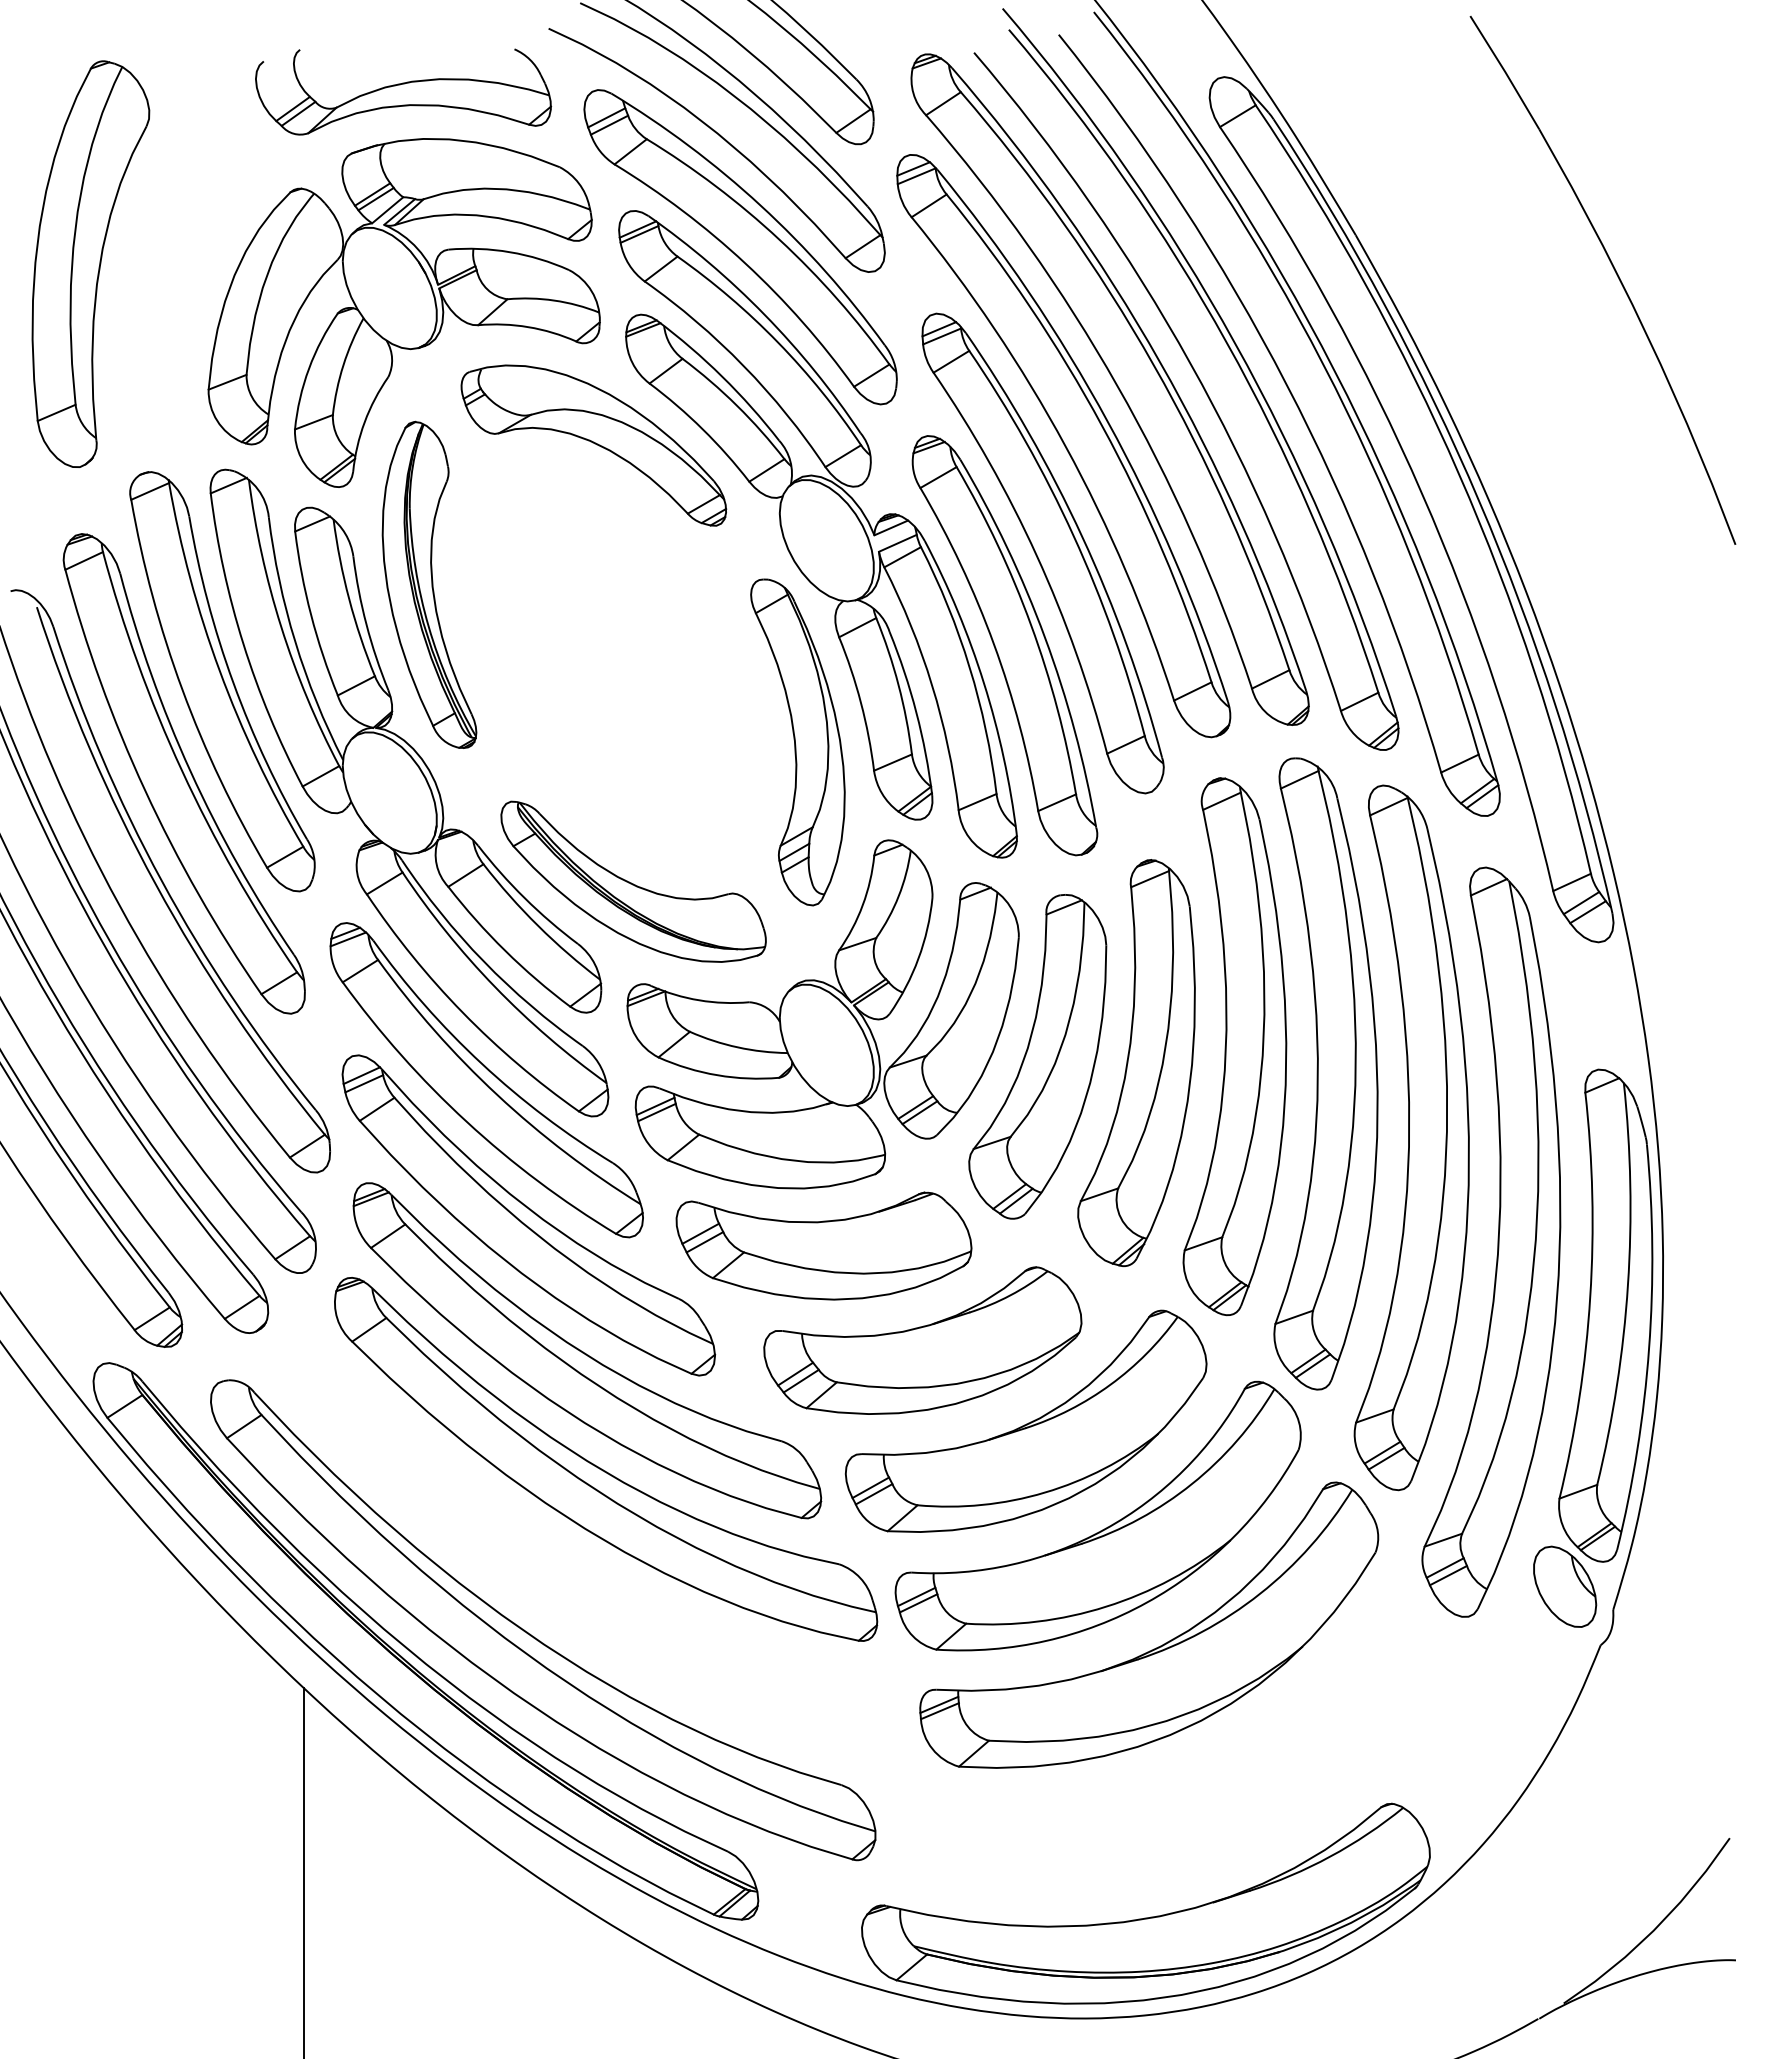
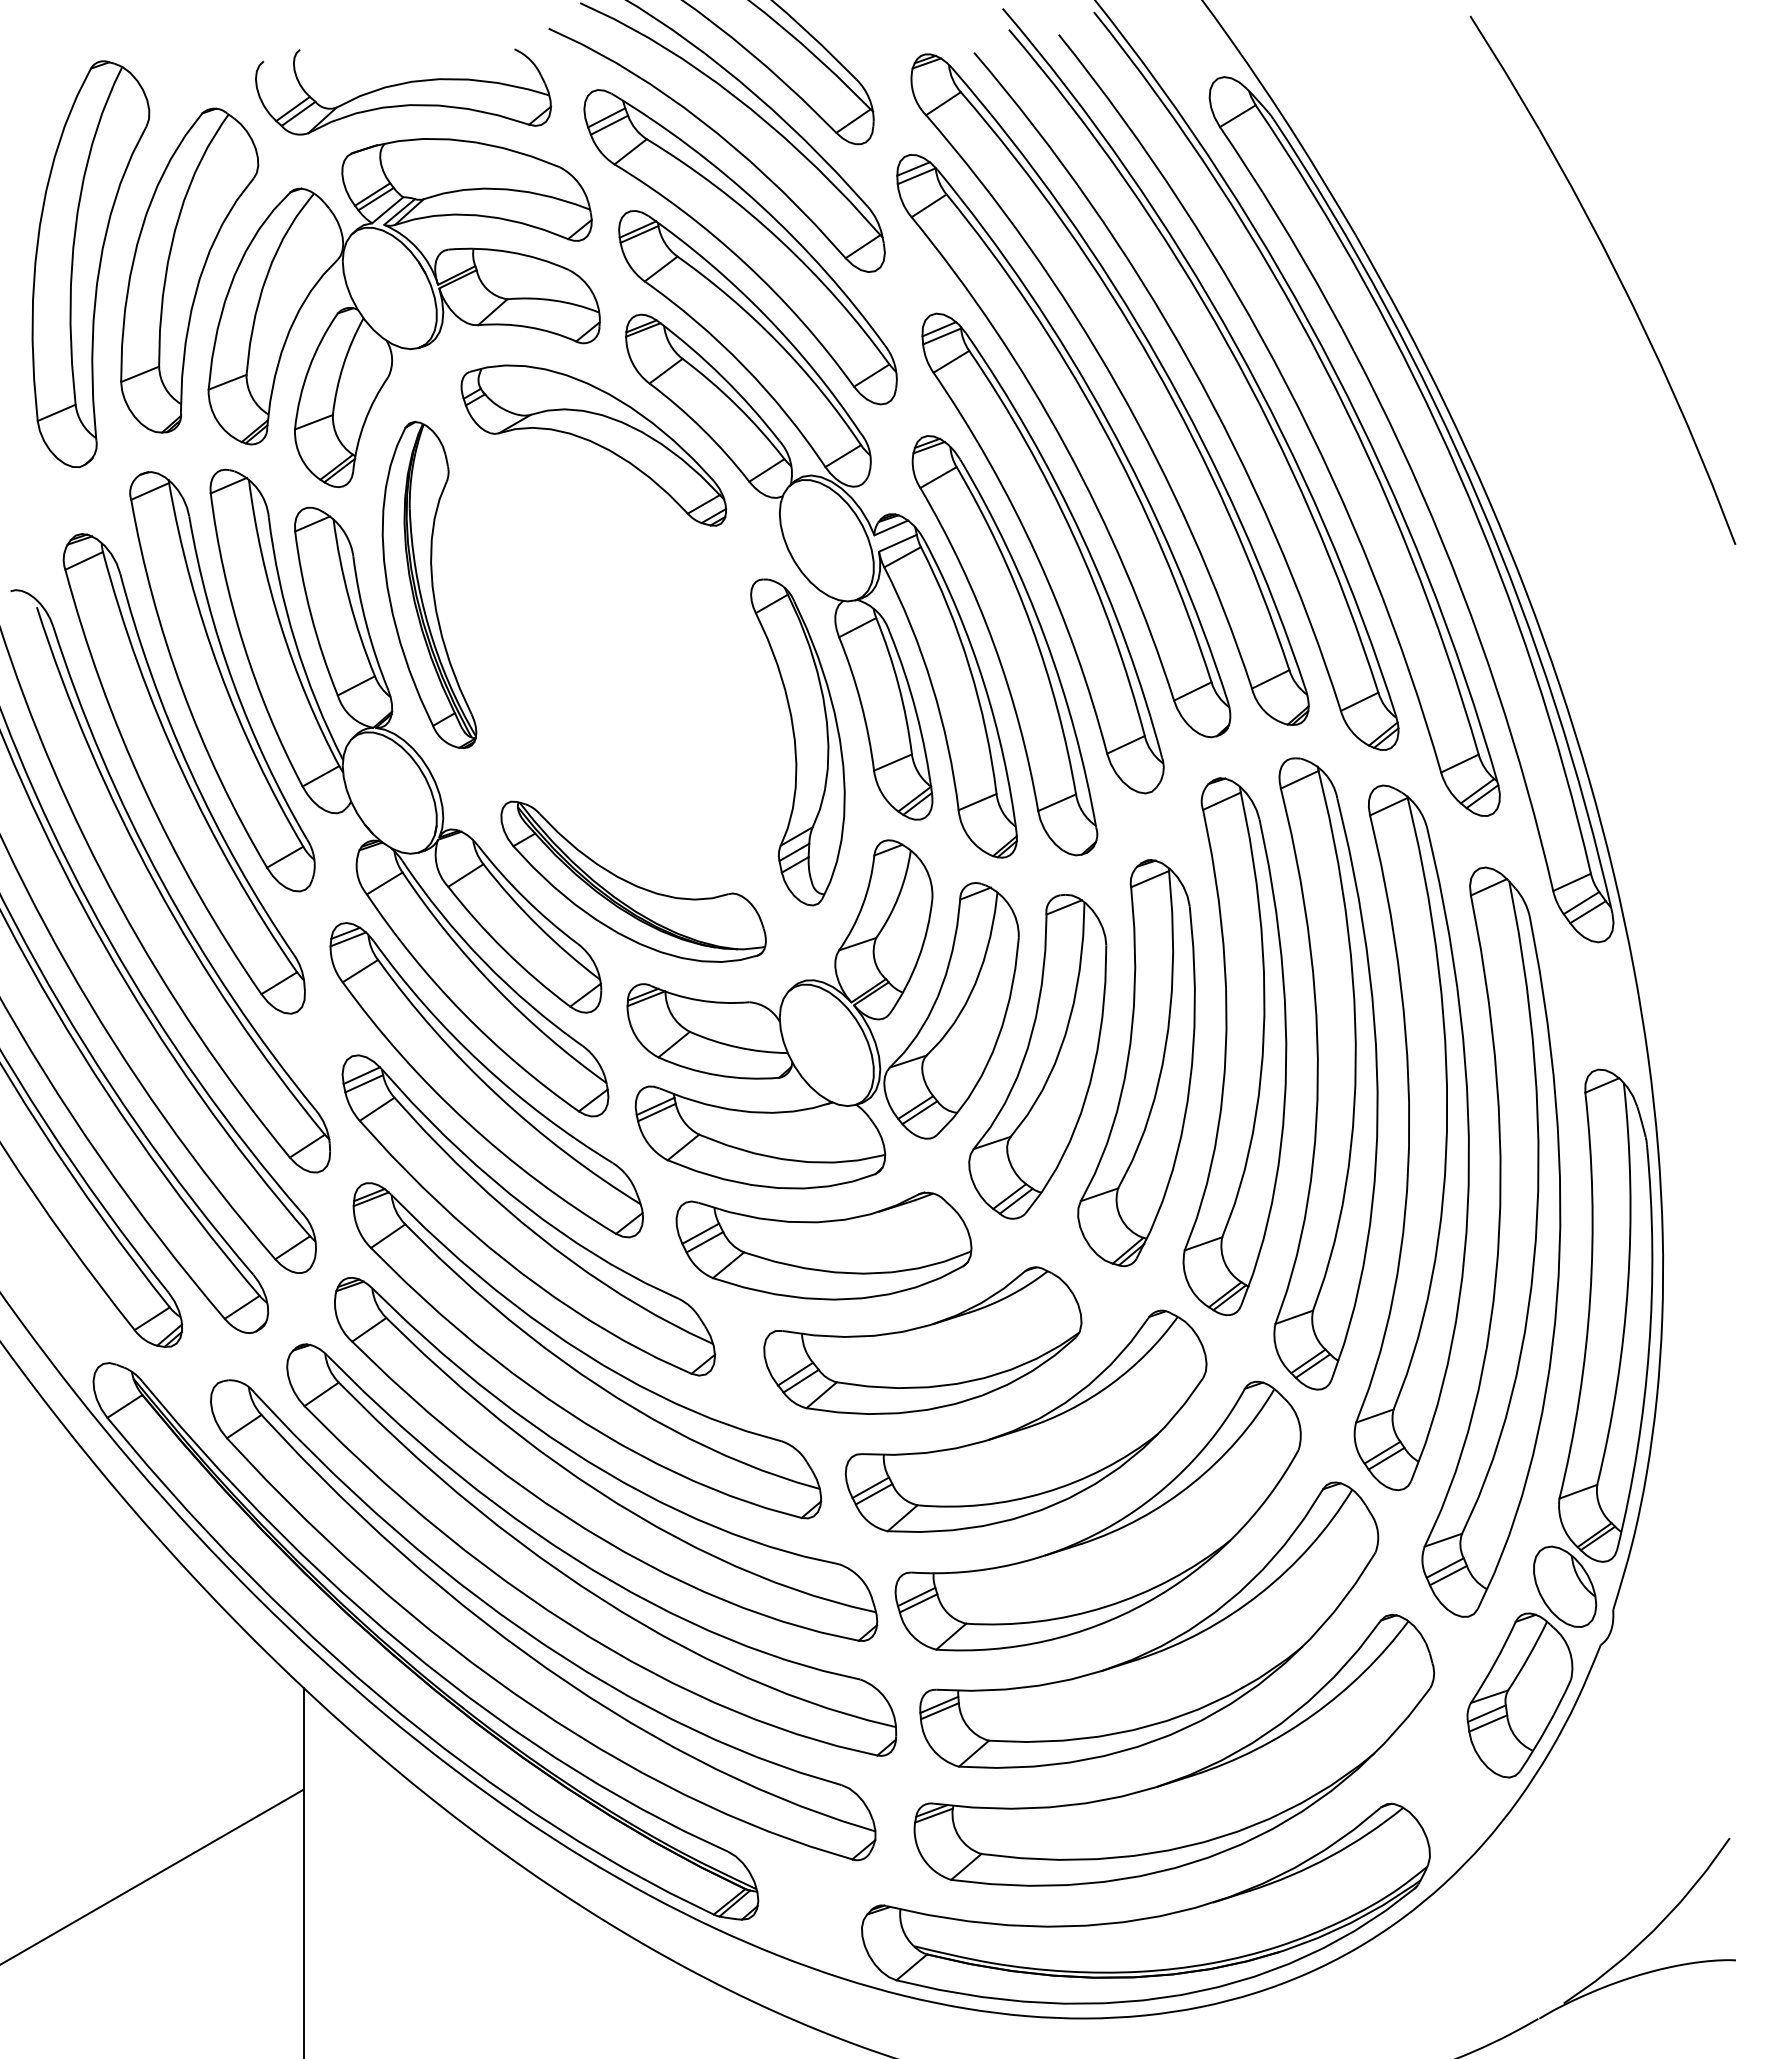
part: none -> present (189, 270)
part: none -> present (581, 1561)
part: none -> present (1519, 1695)
part: none -> present (1182, 1776)
line: none -> present (152, 1876)
